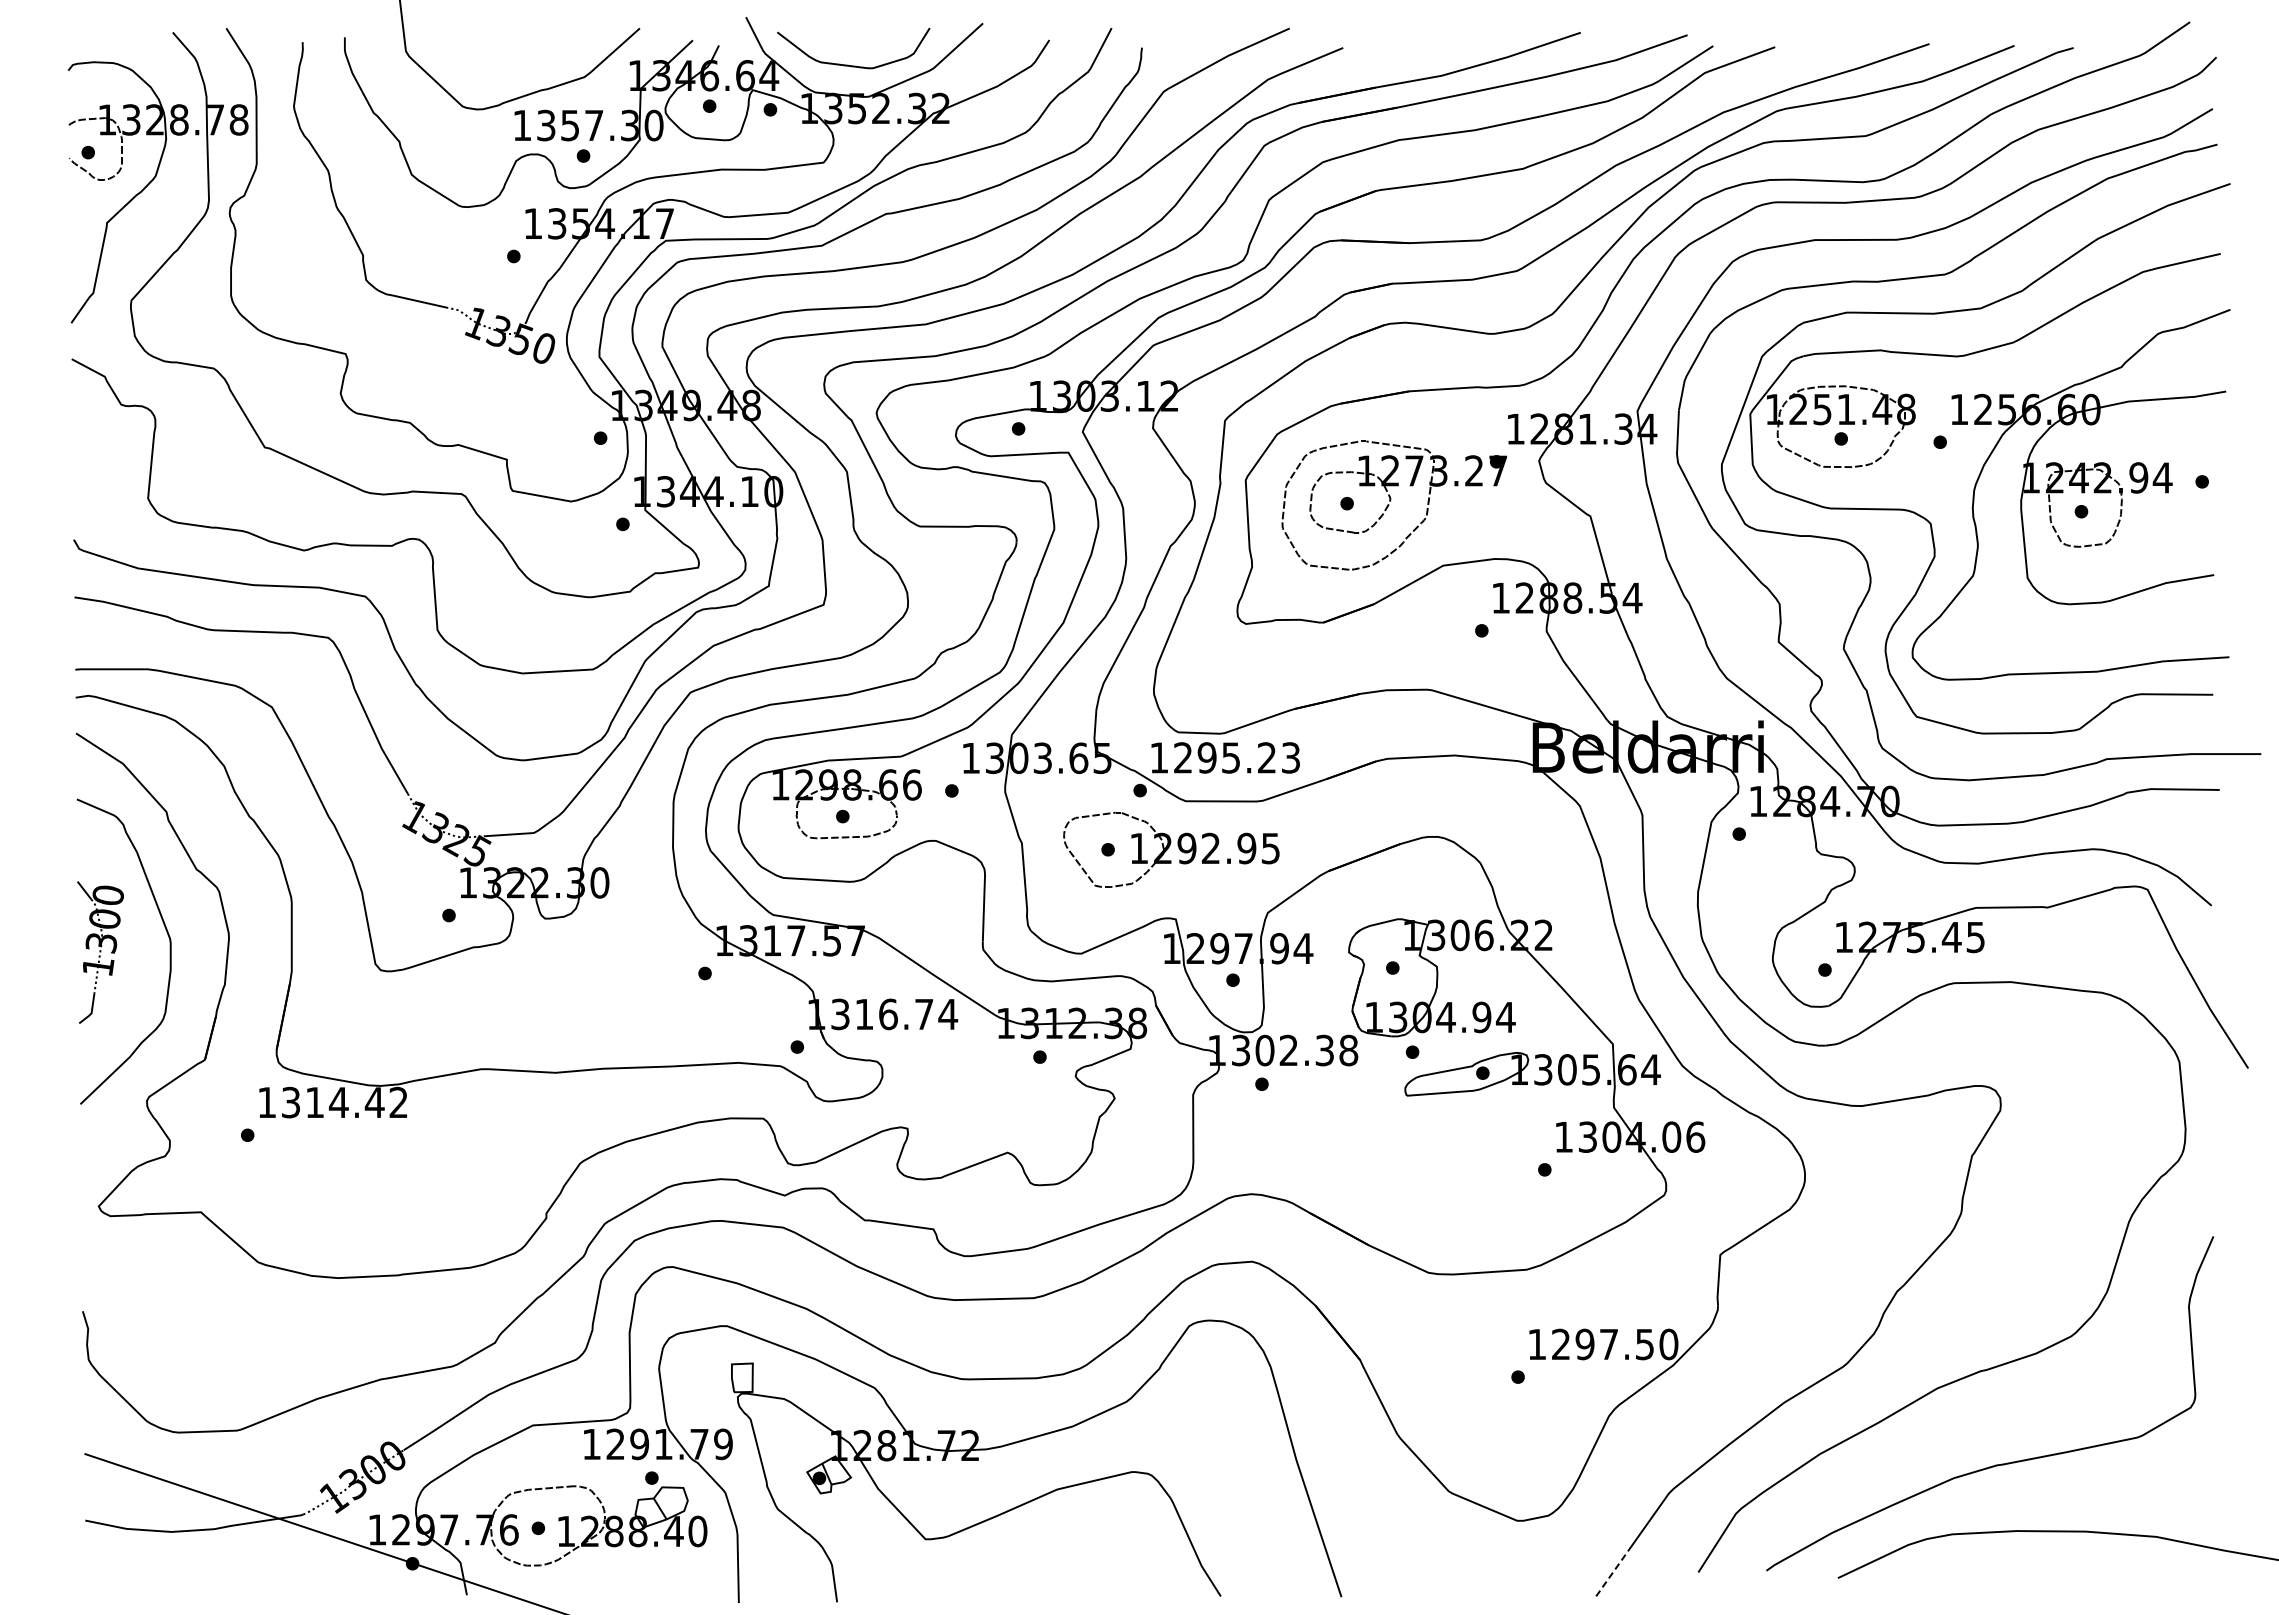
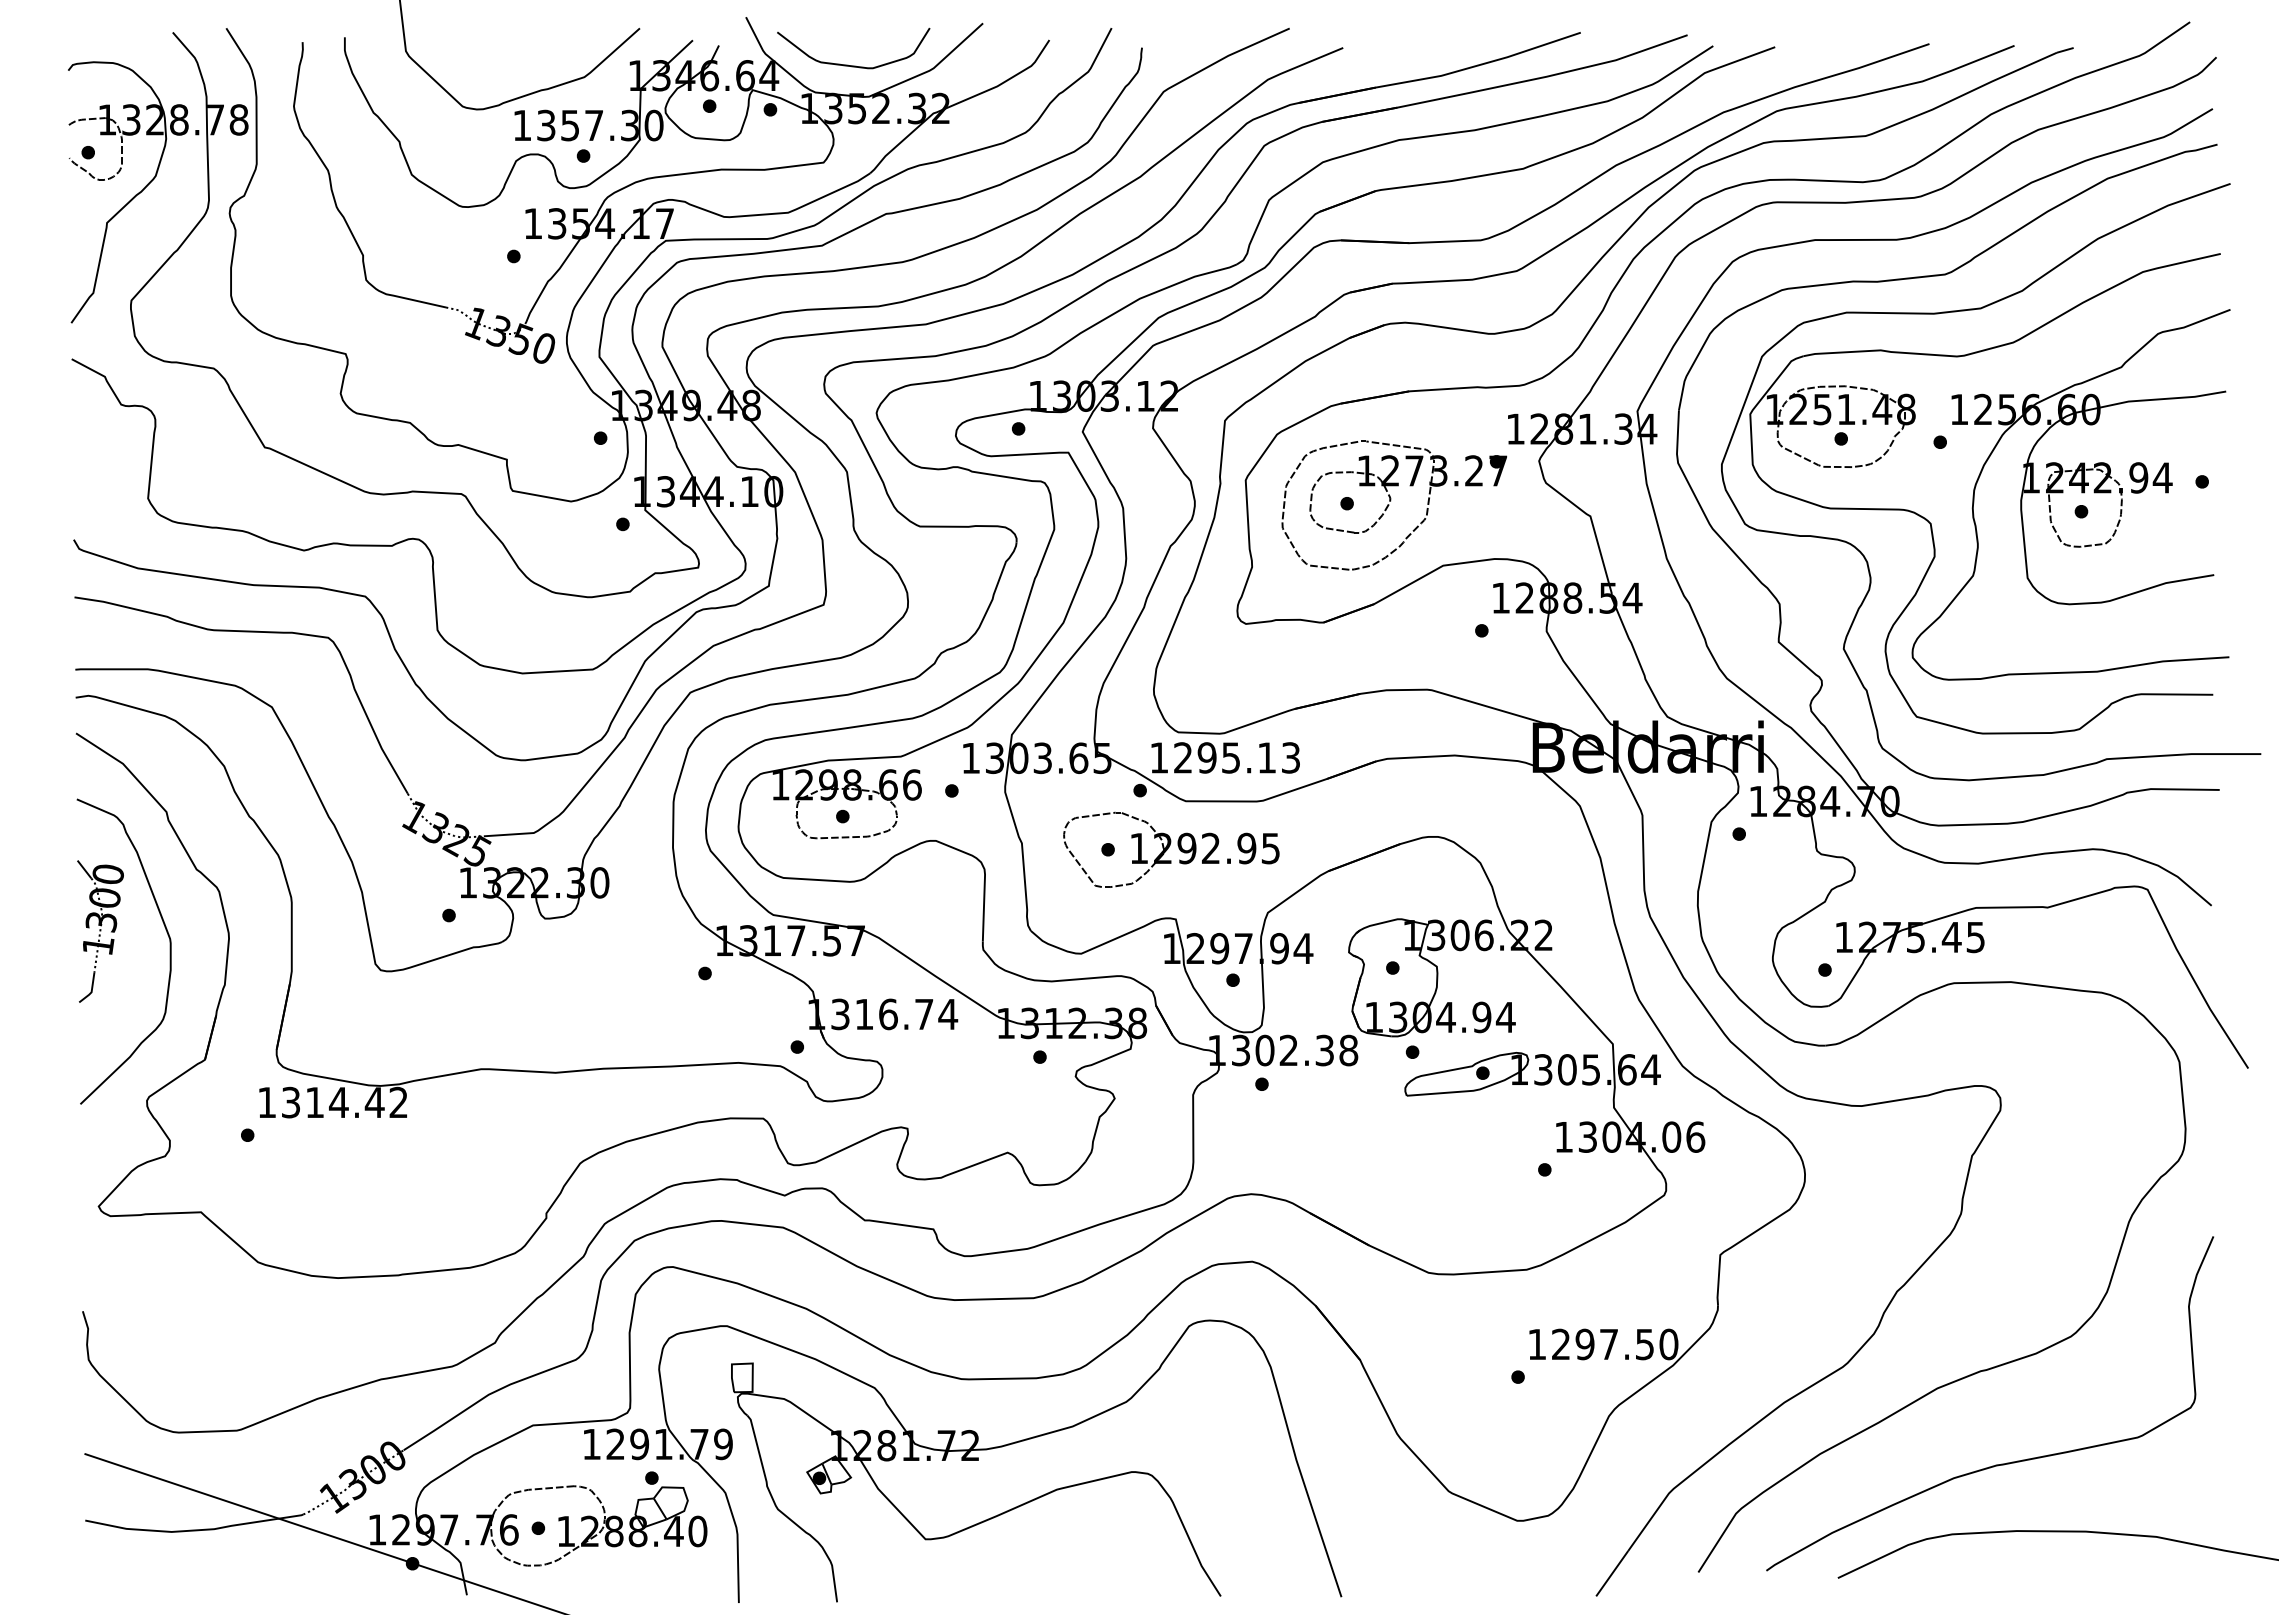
text: 1295.23 -> 1295.13 (1266, 757)
part position: (100, 952) -> (100, 931) (100, 931)
line: dashed -> solid (1612, 1573)
